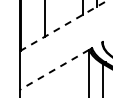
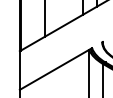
line: dashed -> solid (63, 25)
line: dashed -> solid (54, 69)
